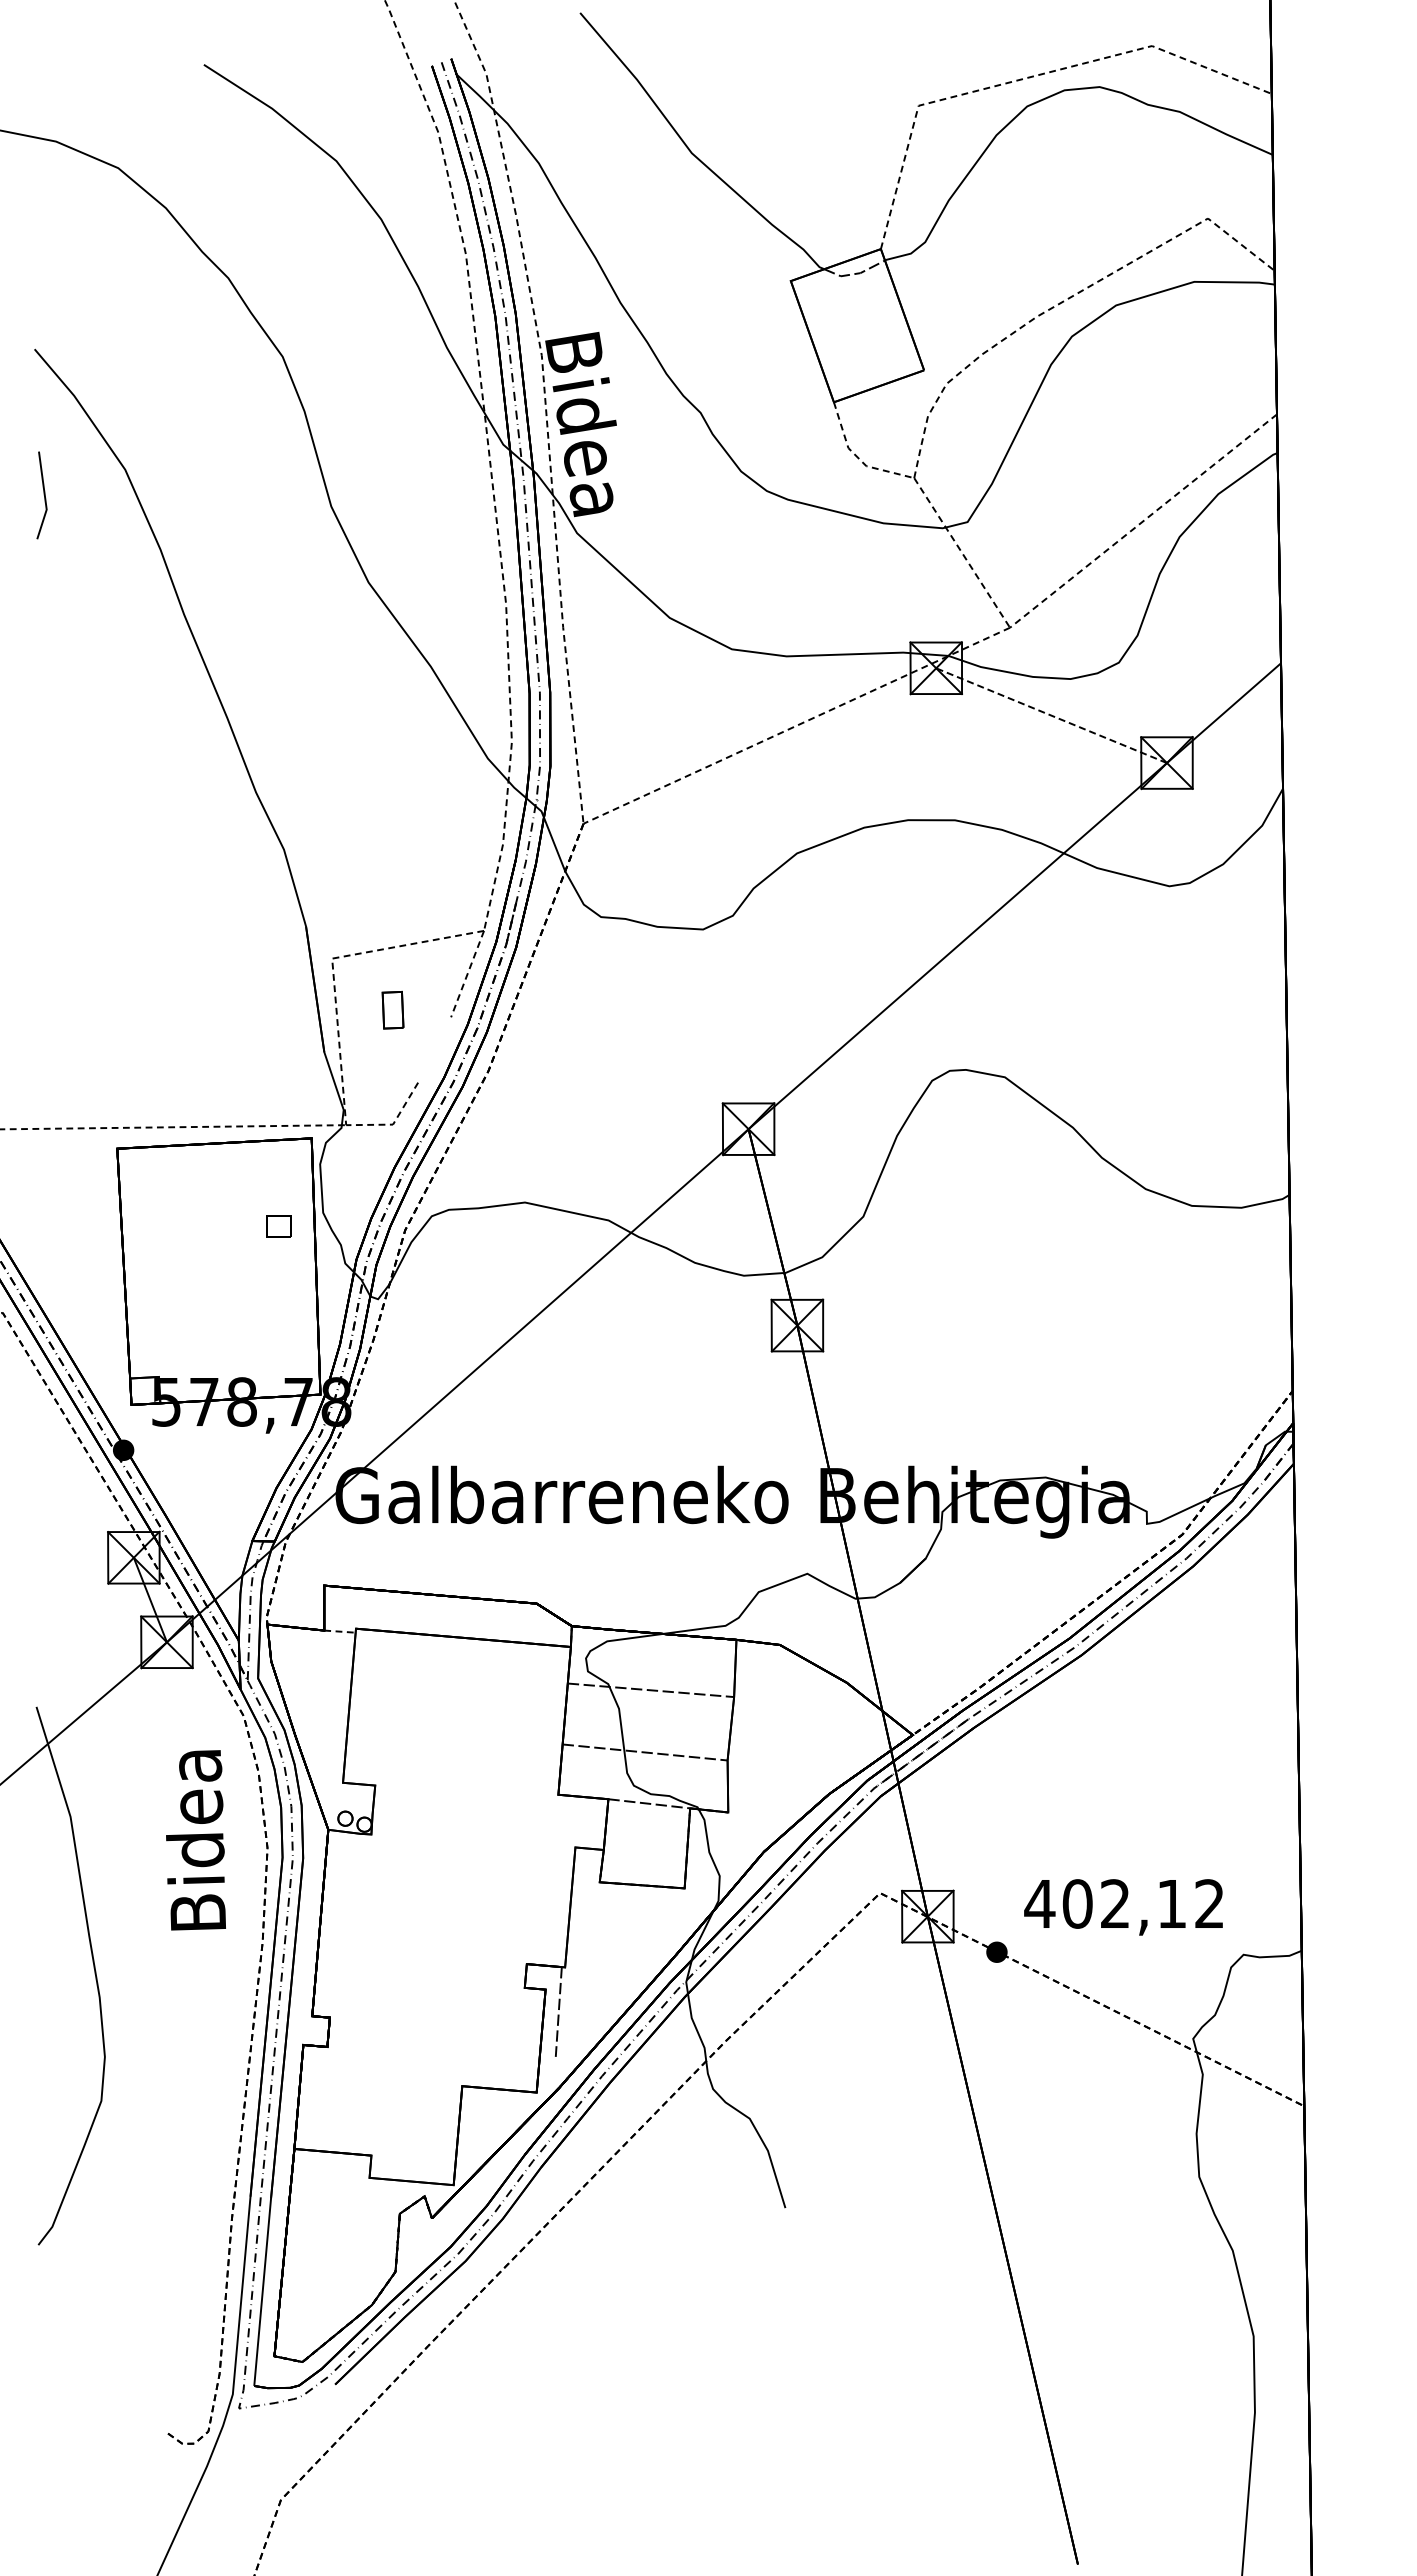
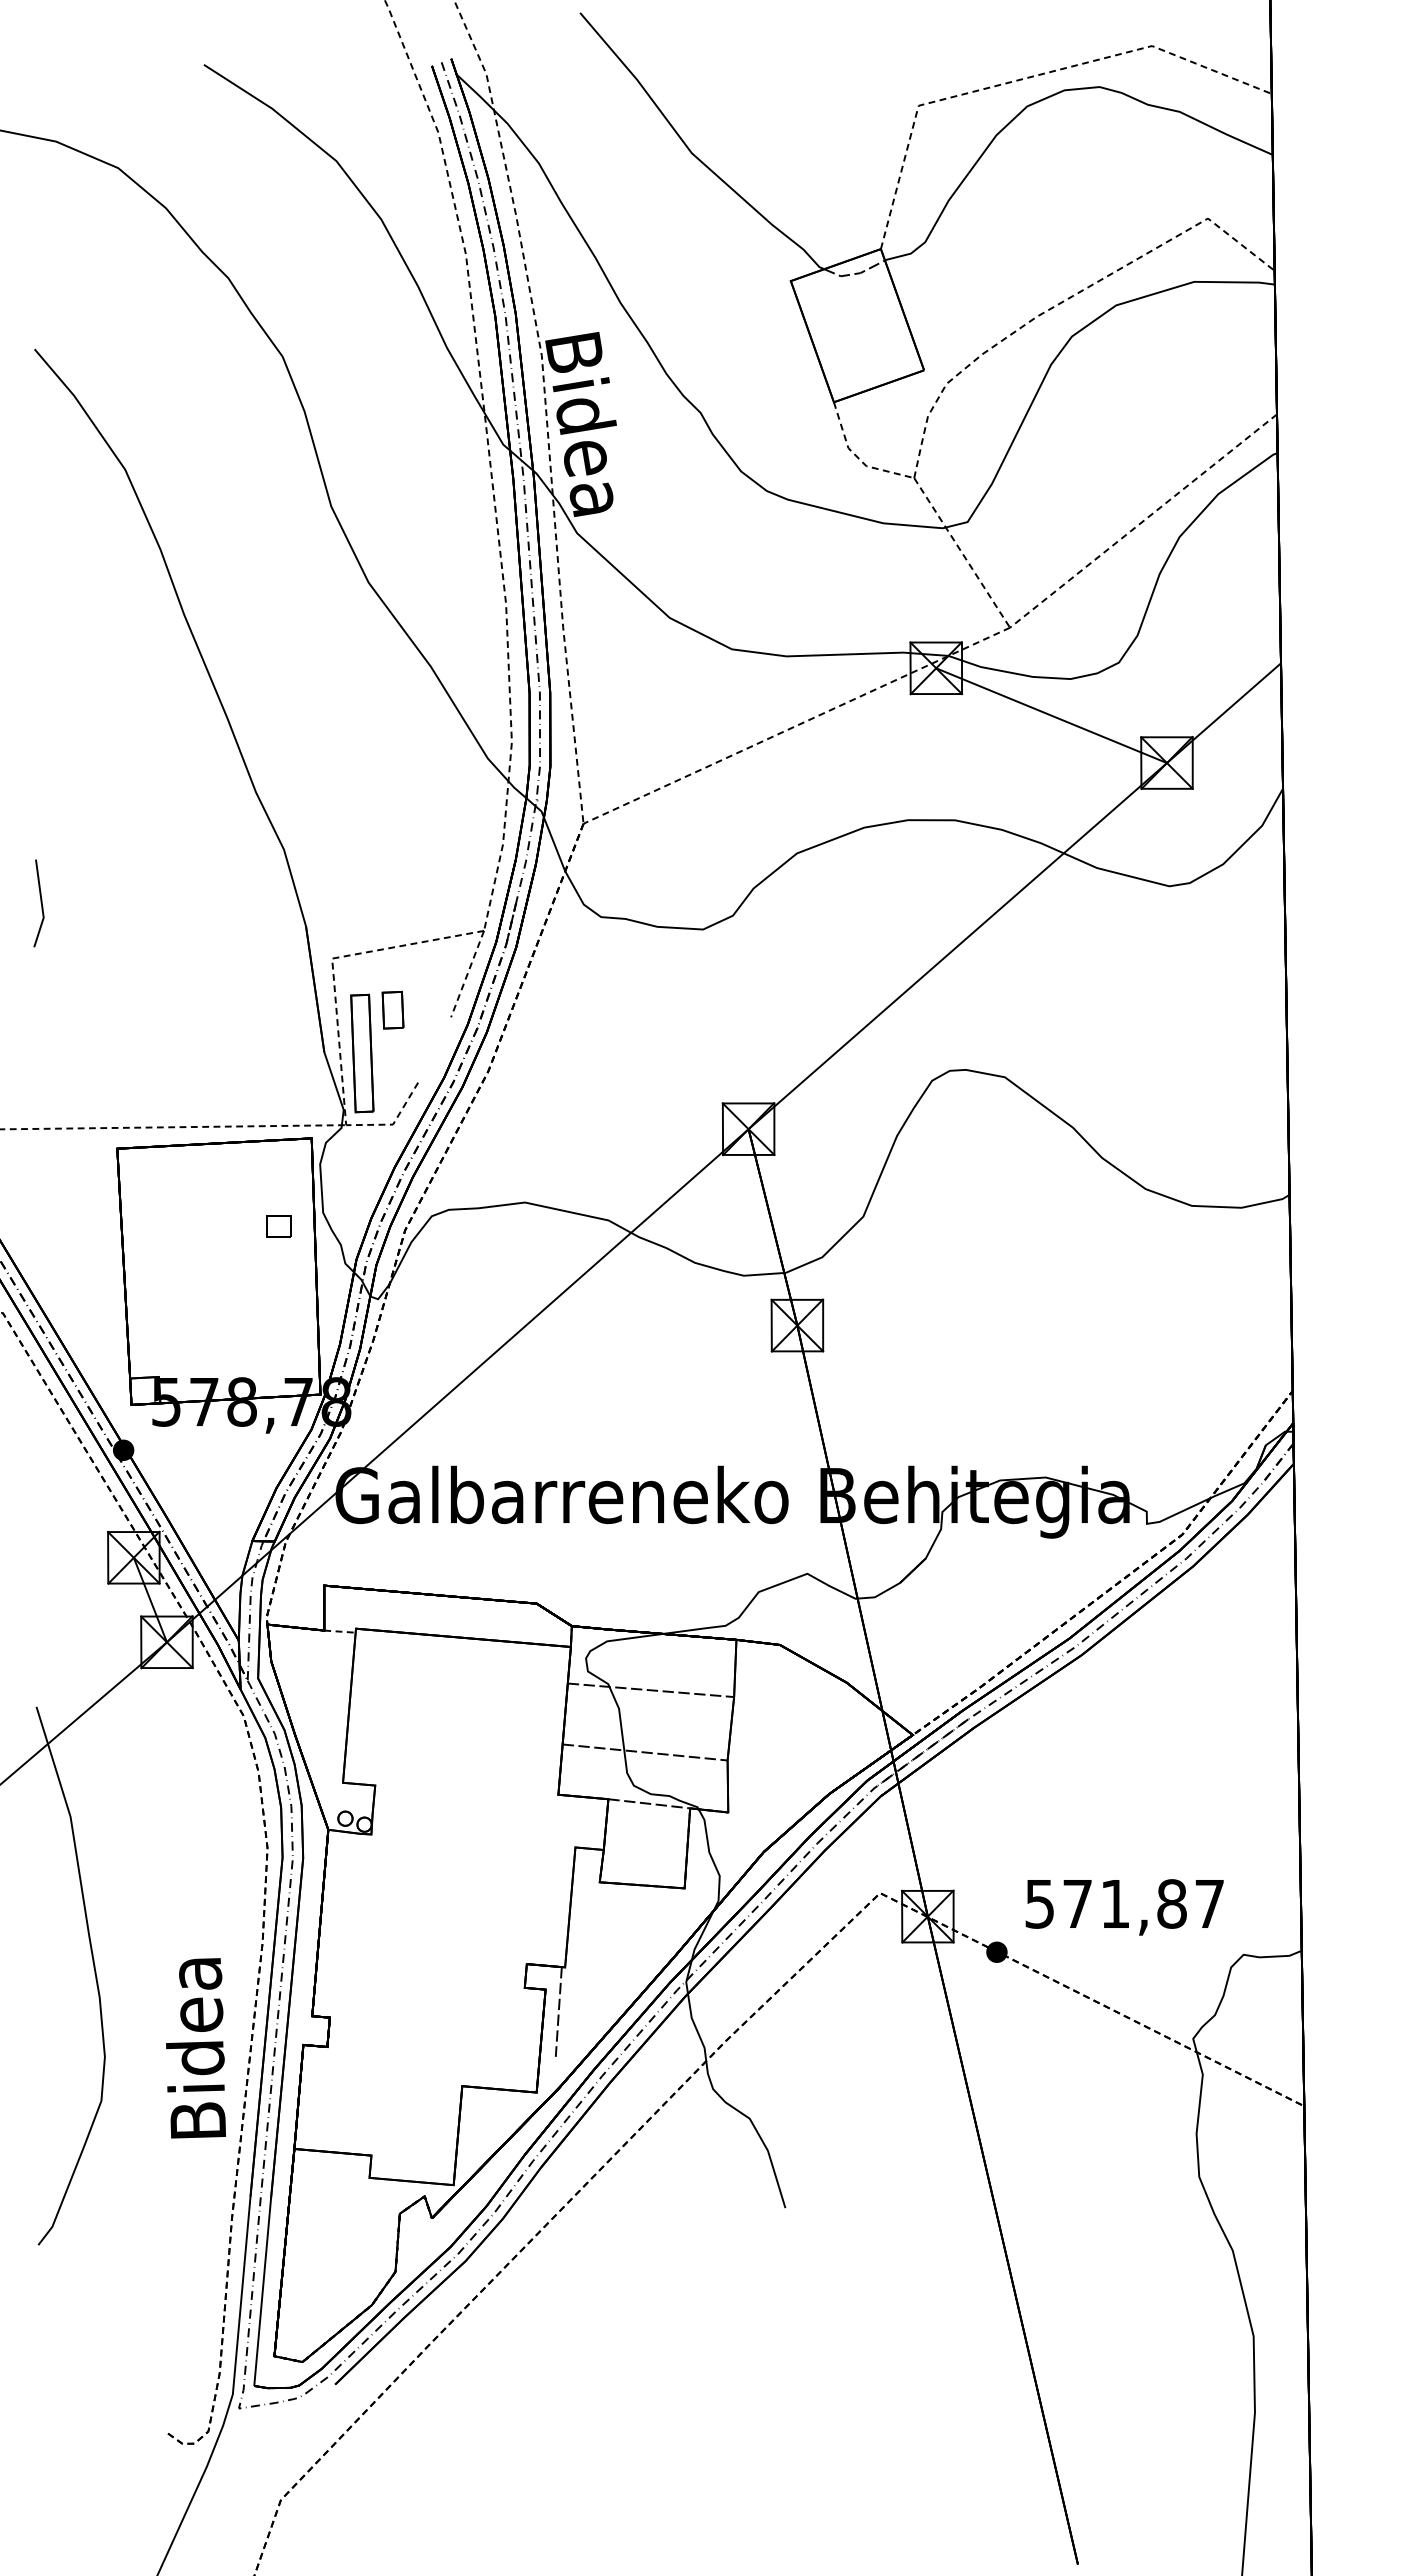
line position: (43, 495) -> (40, 903) (40, 903)
line: dashed -> solid (1051, 715)
part: none -> present (362, 1053)
text position: (195, 1840) -> (195, 2048) (195, 2048)
text: 402,12 -> 571,87 (1123, 1903)
